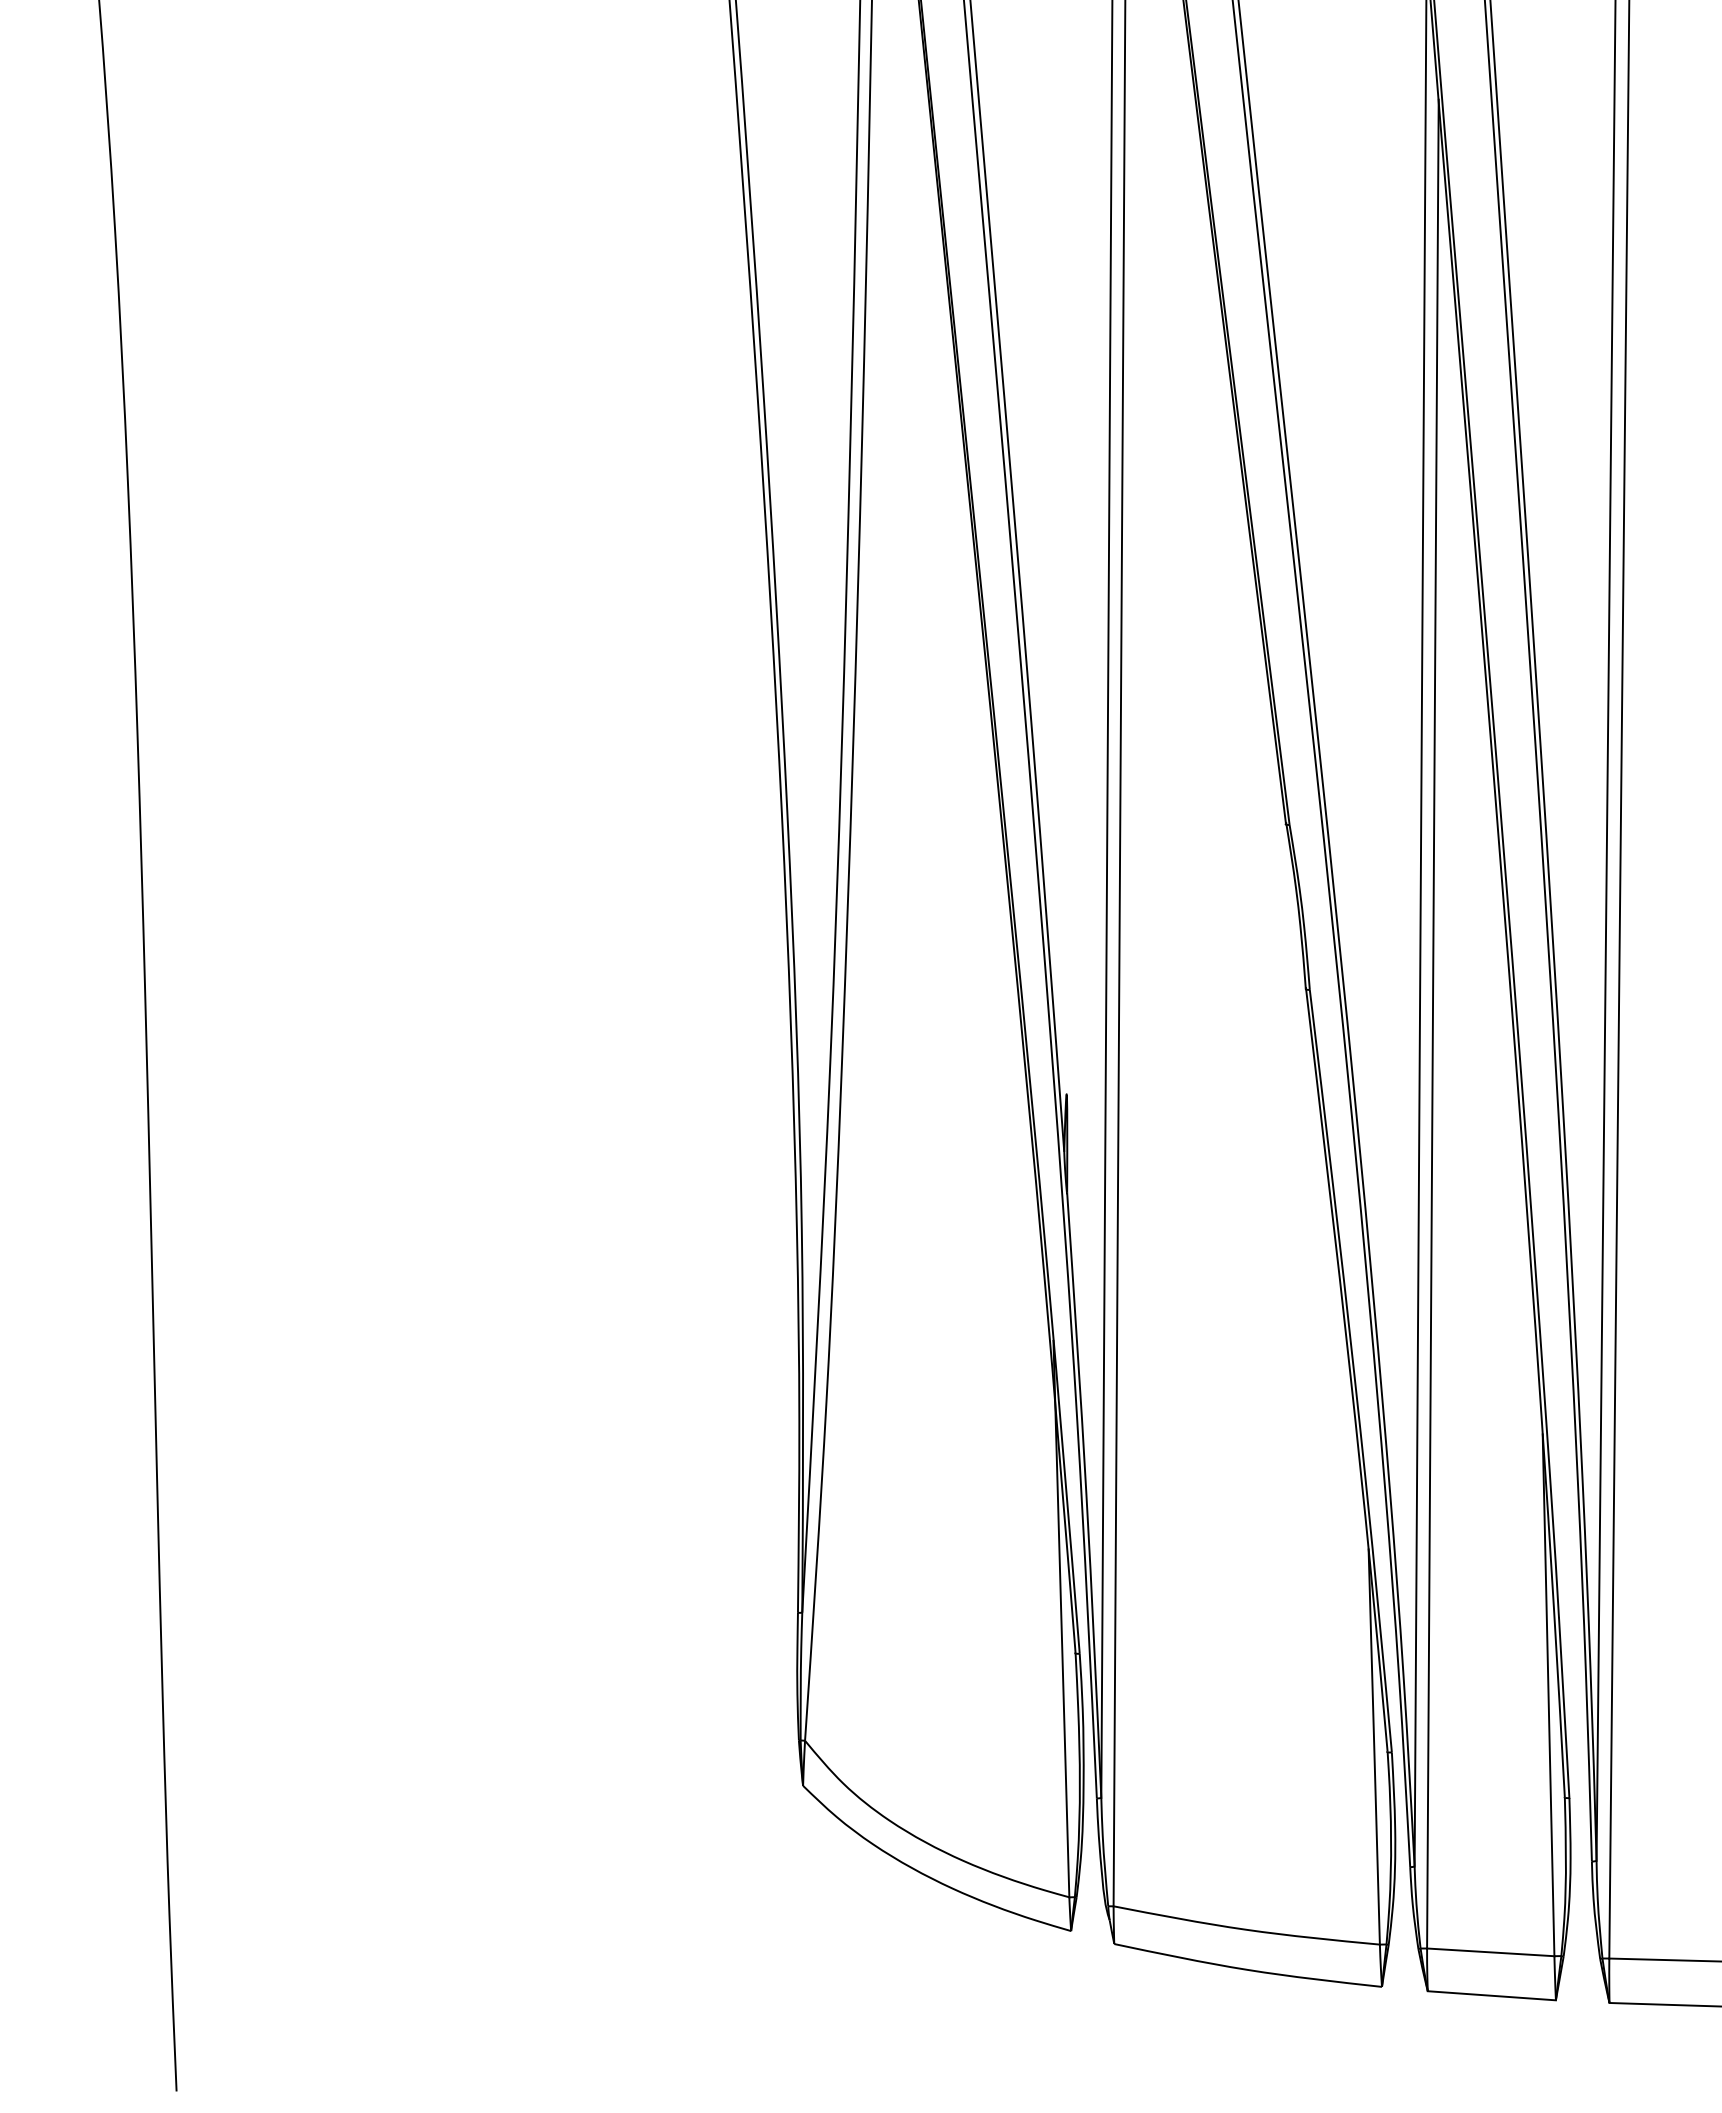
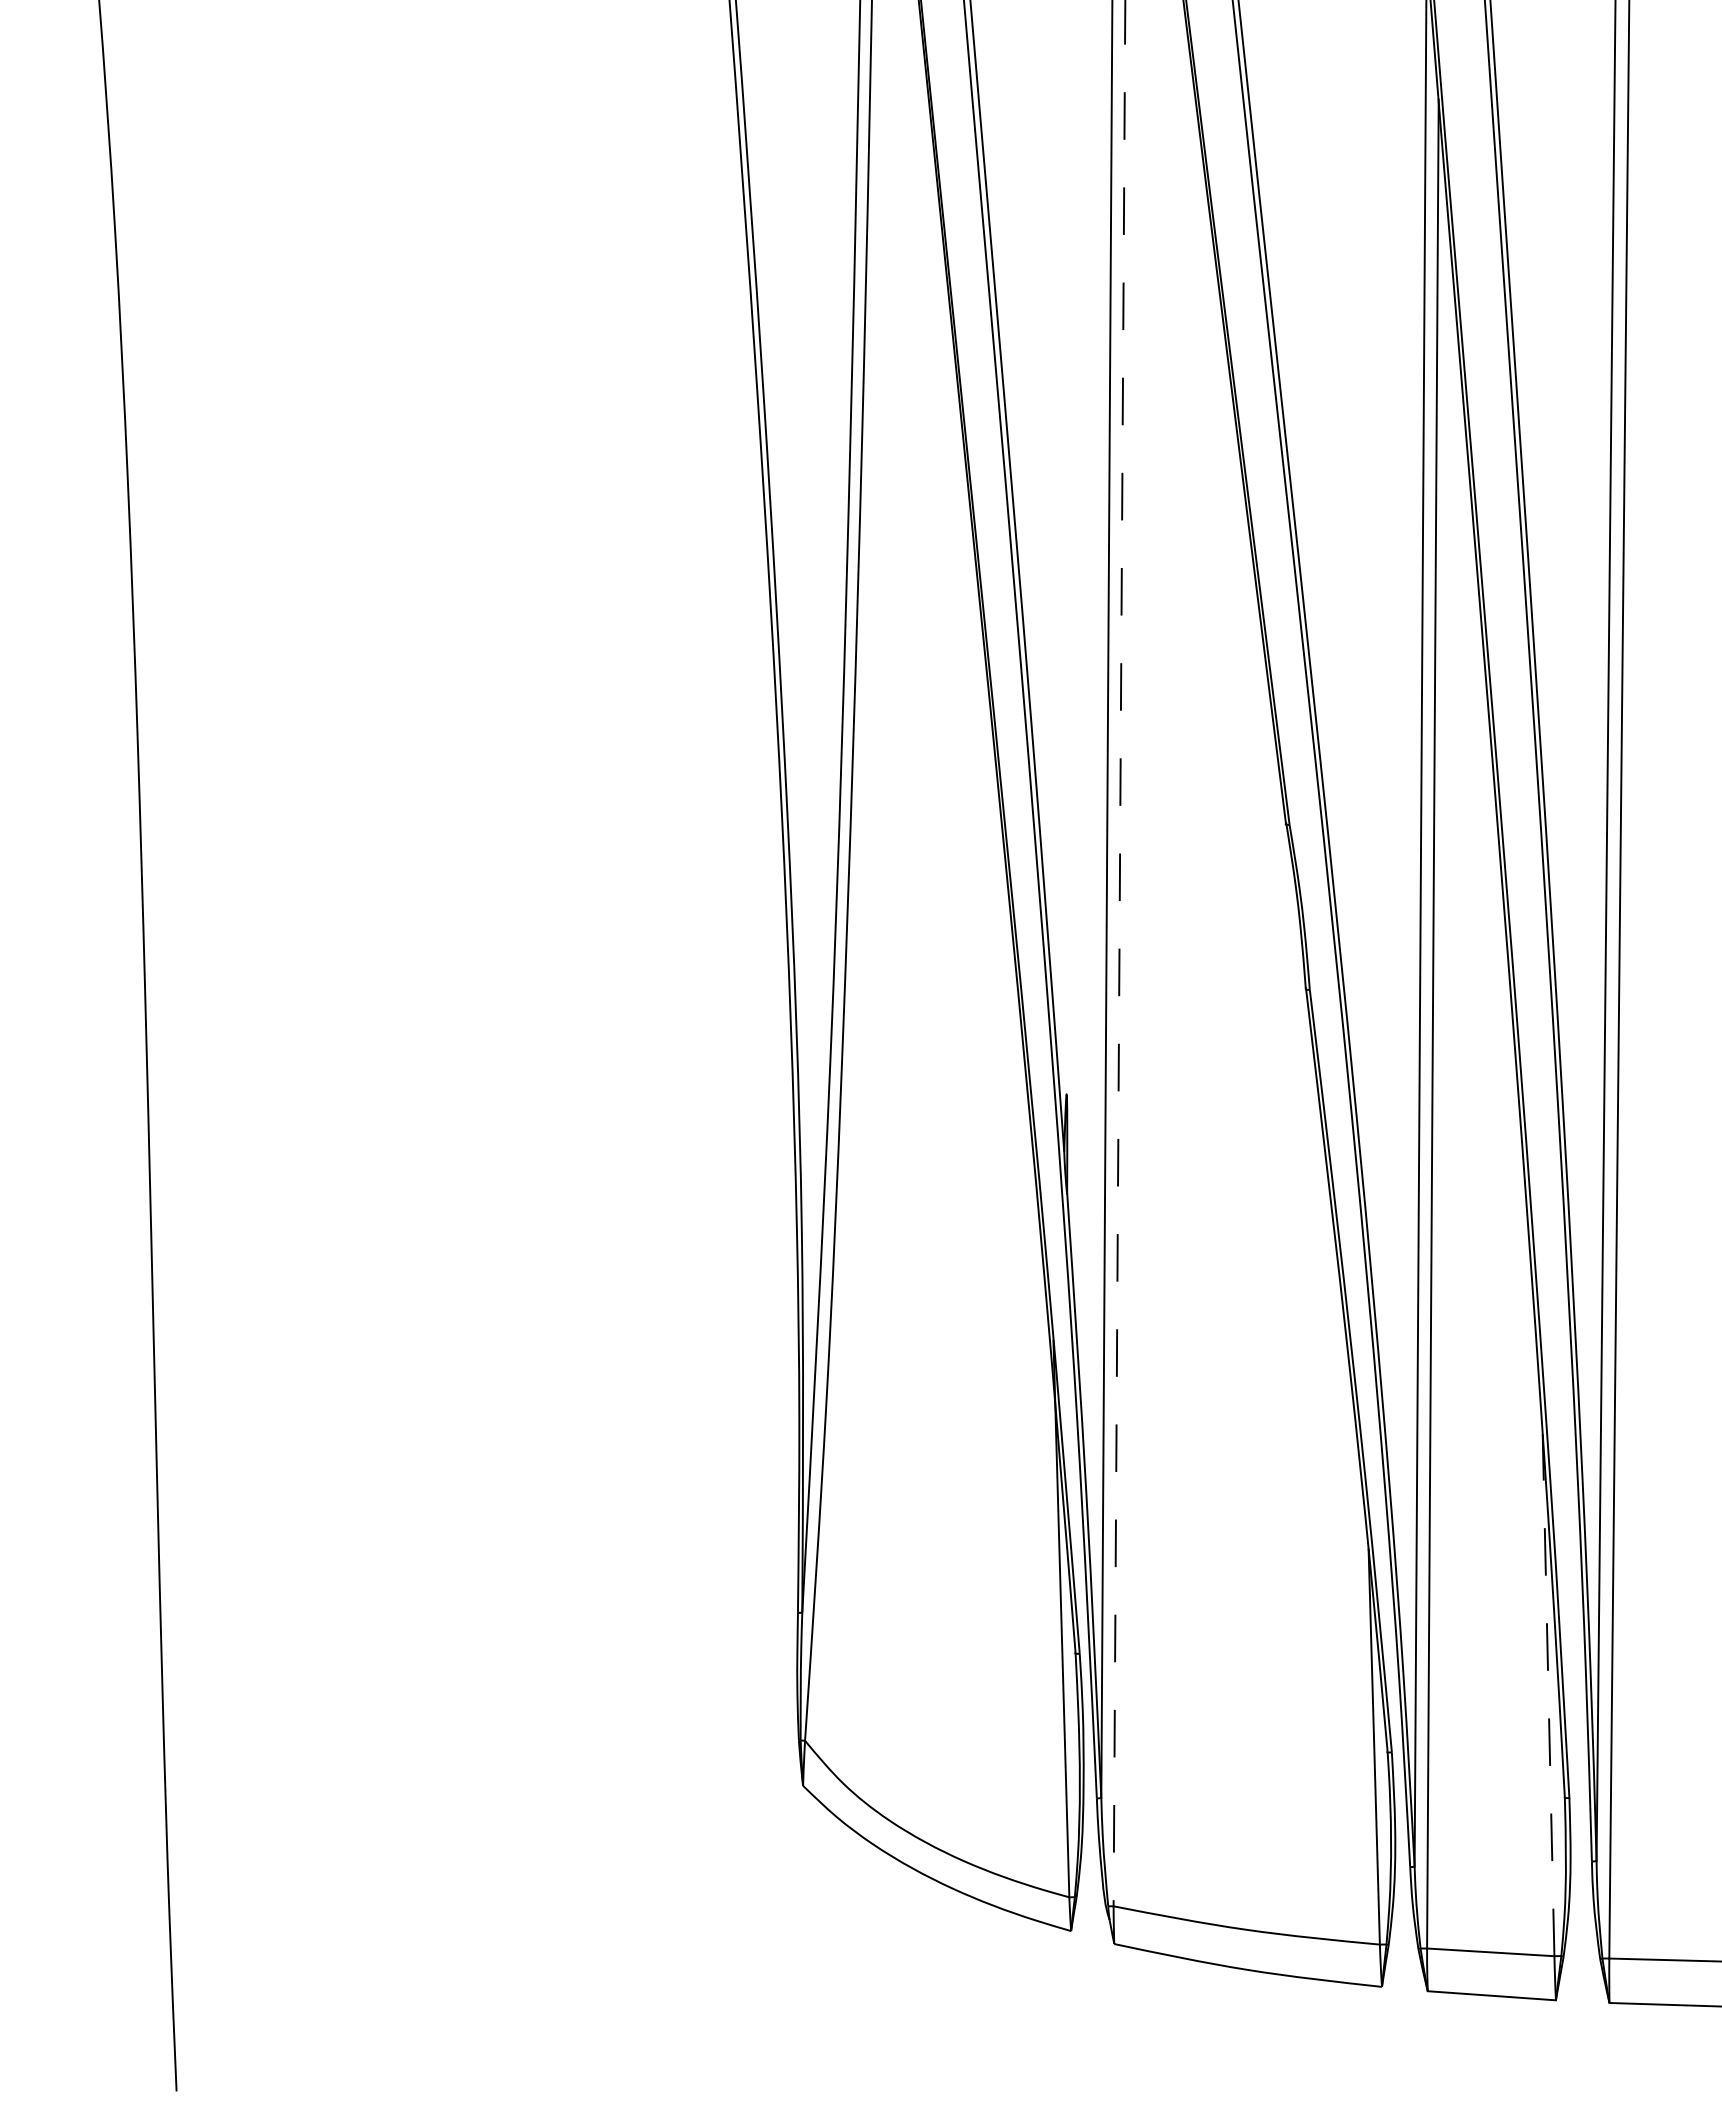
line: solid -> dashed (1119, 953)
line: solid -> dashed (1548, 1695)
